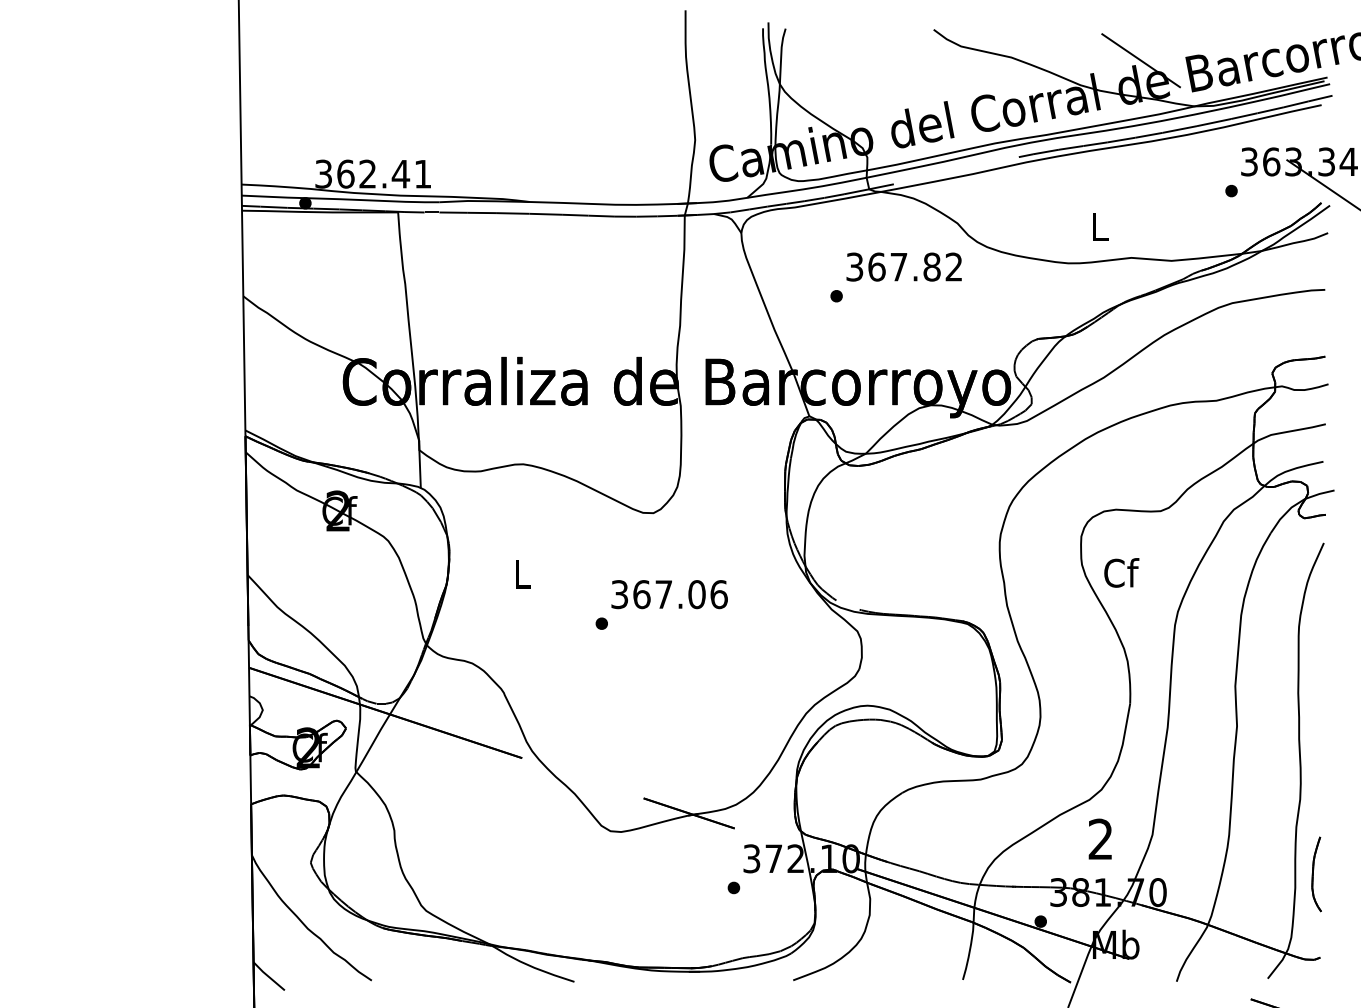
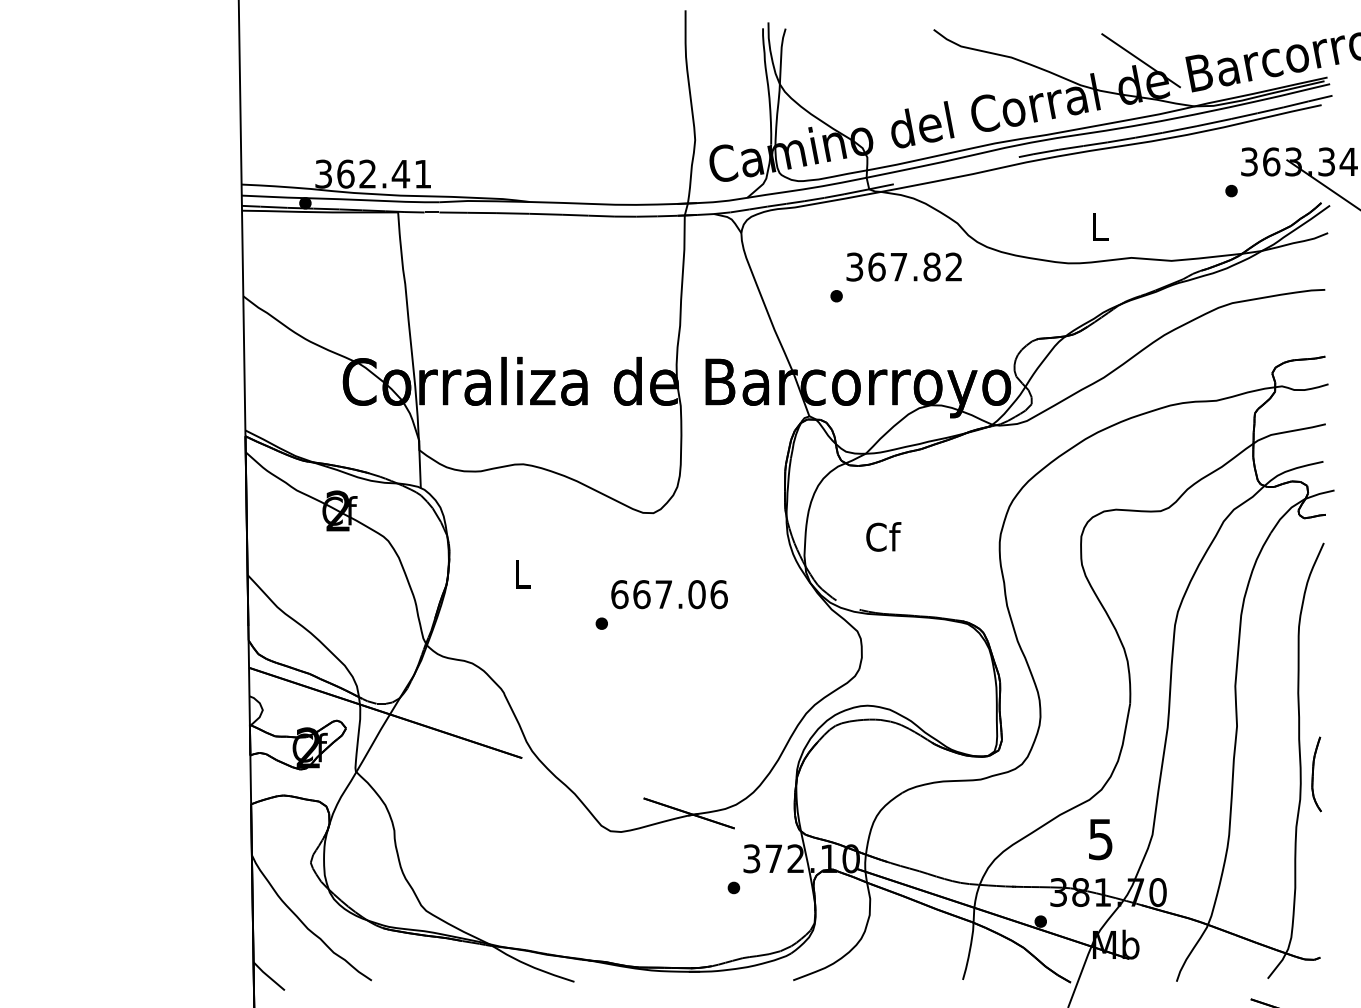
text position: (1121, 572) -> (883, 536) (883, 536)
text: 367.06 -> 667.06 (619, 594)
text: 2 -> 5 (1100, 839)
part position: (1316, 874) -> (1316, 774) (1316, 774)
